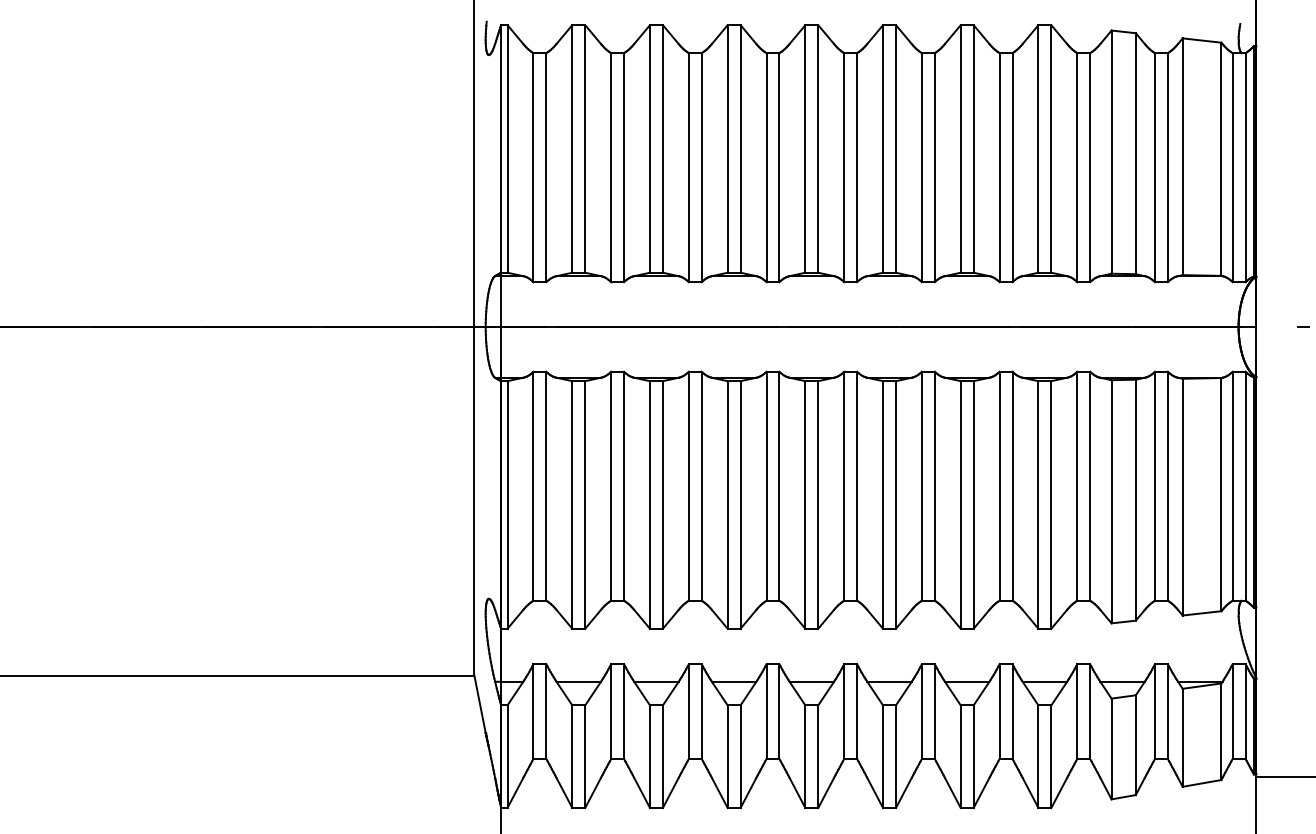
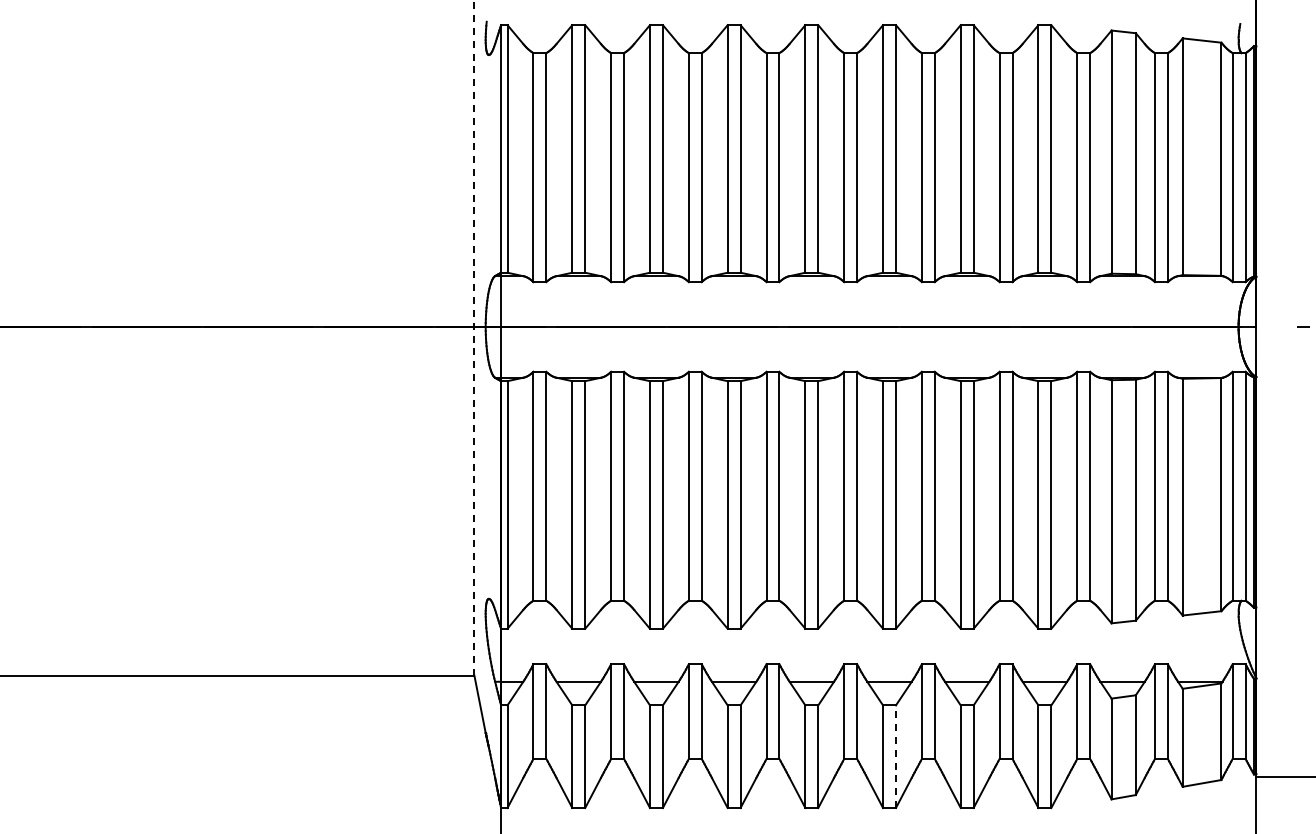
line: solid -> dashed (474, 337)
line: solid -> dashed (895, 756)
